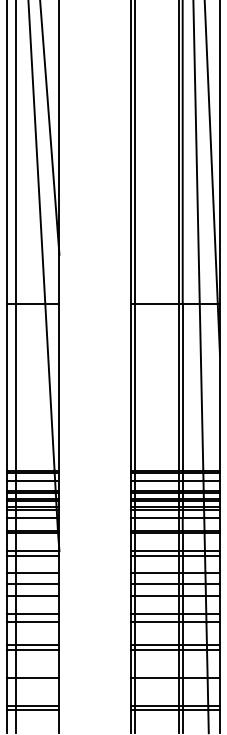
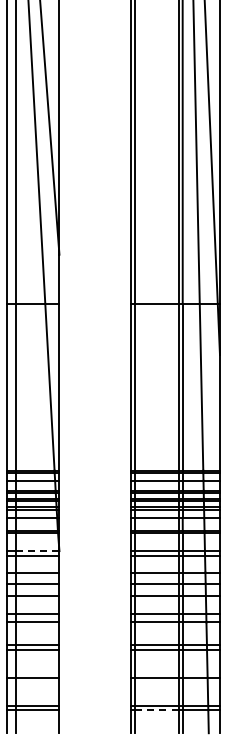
line: solid -> dashed (37, 551)
line: solid -> dashed (157, 710)
